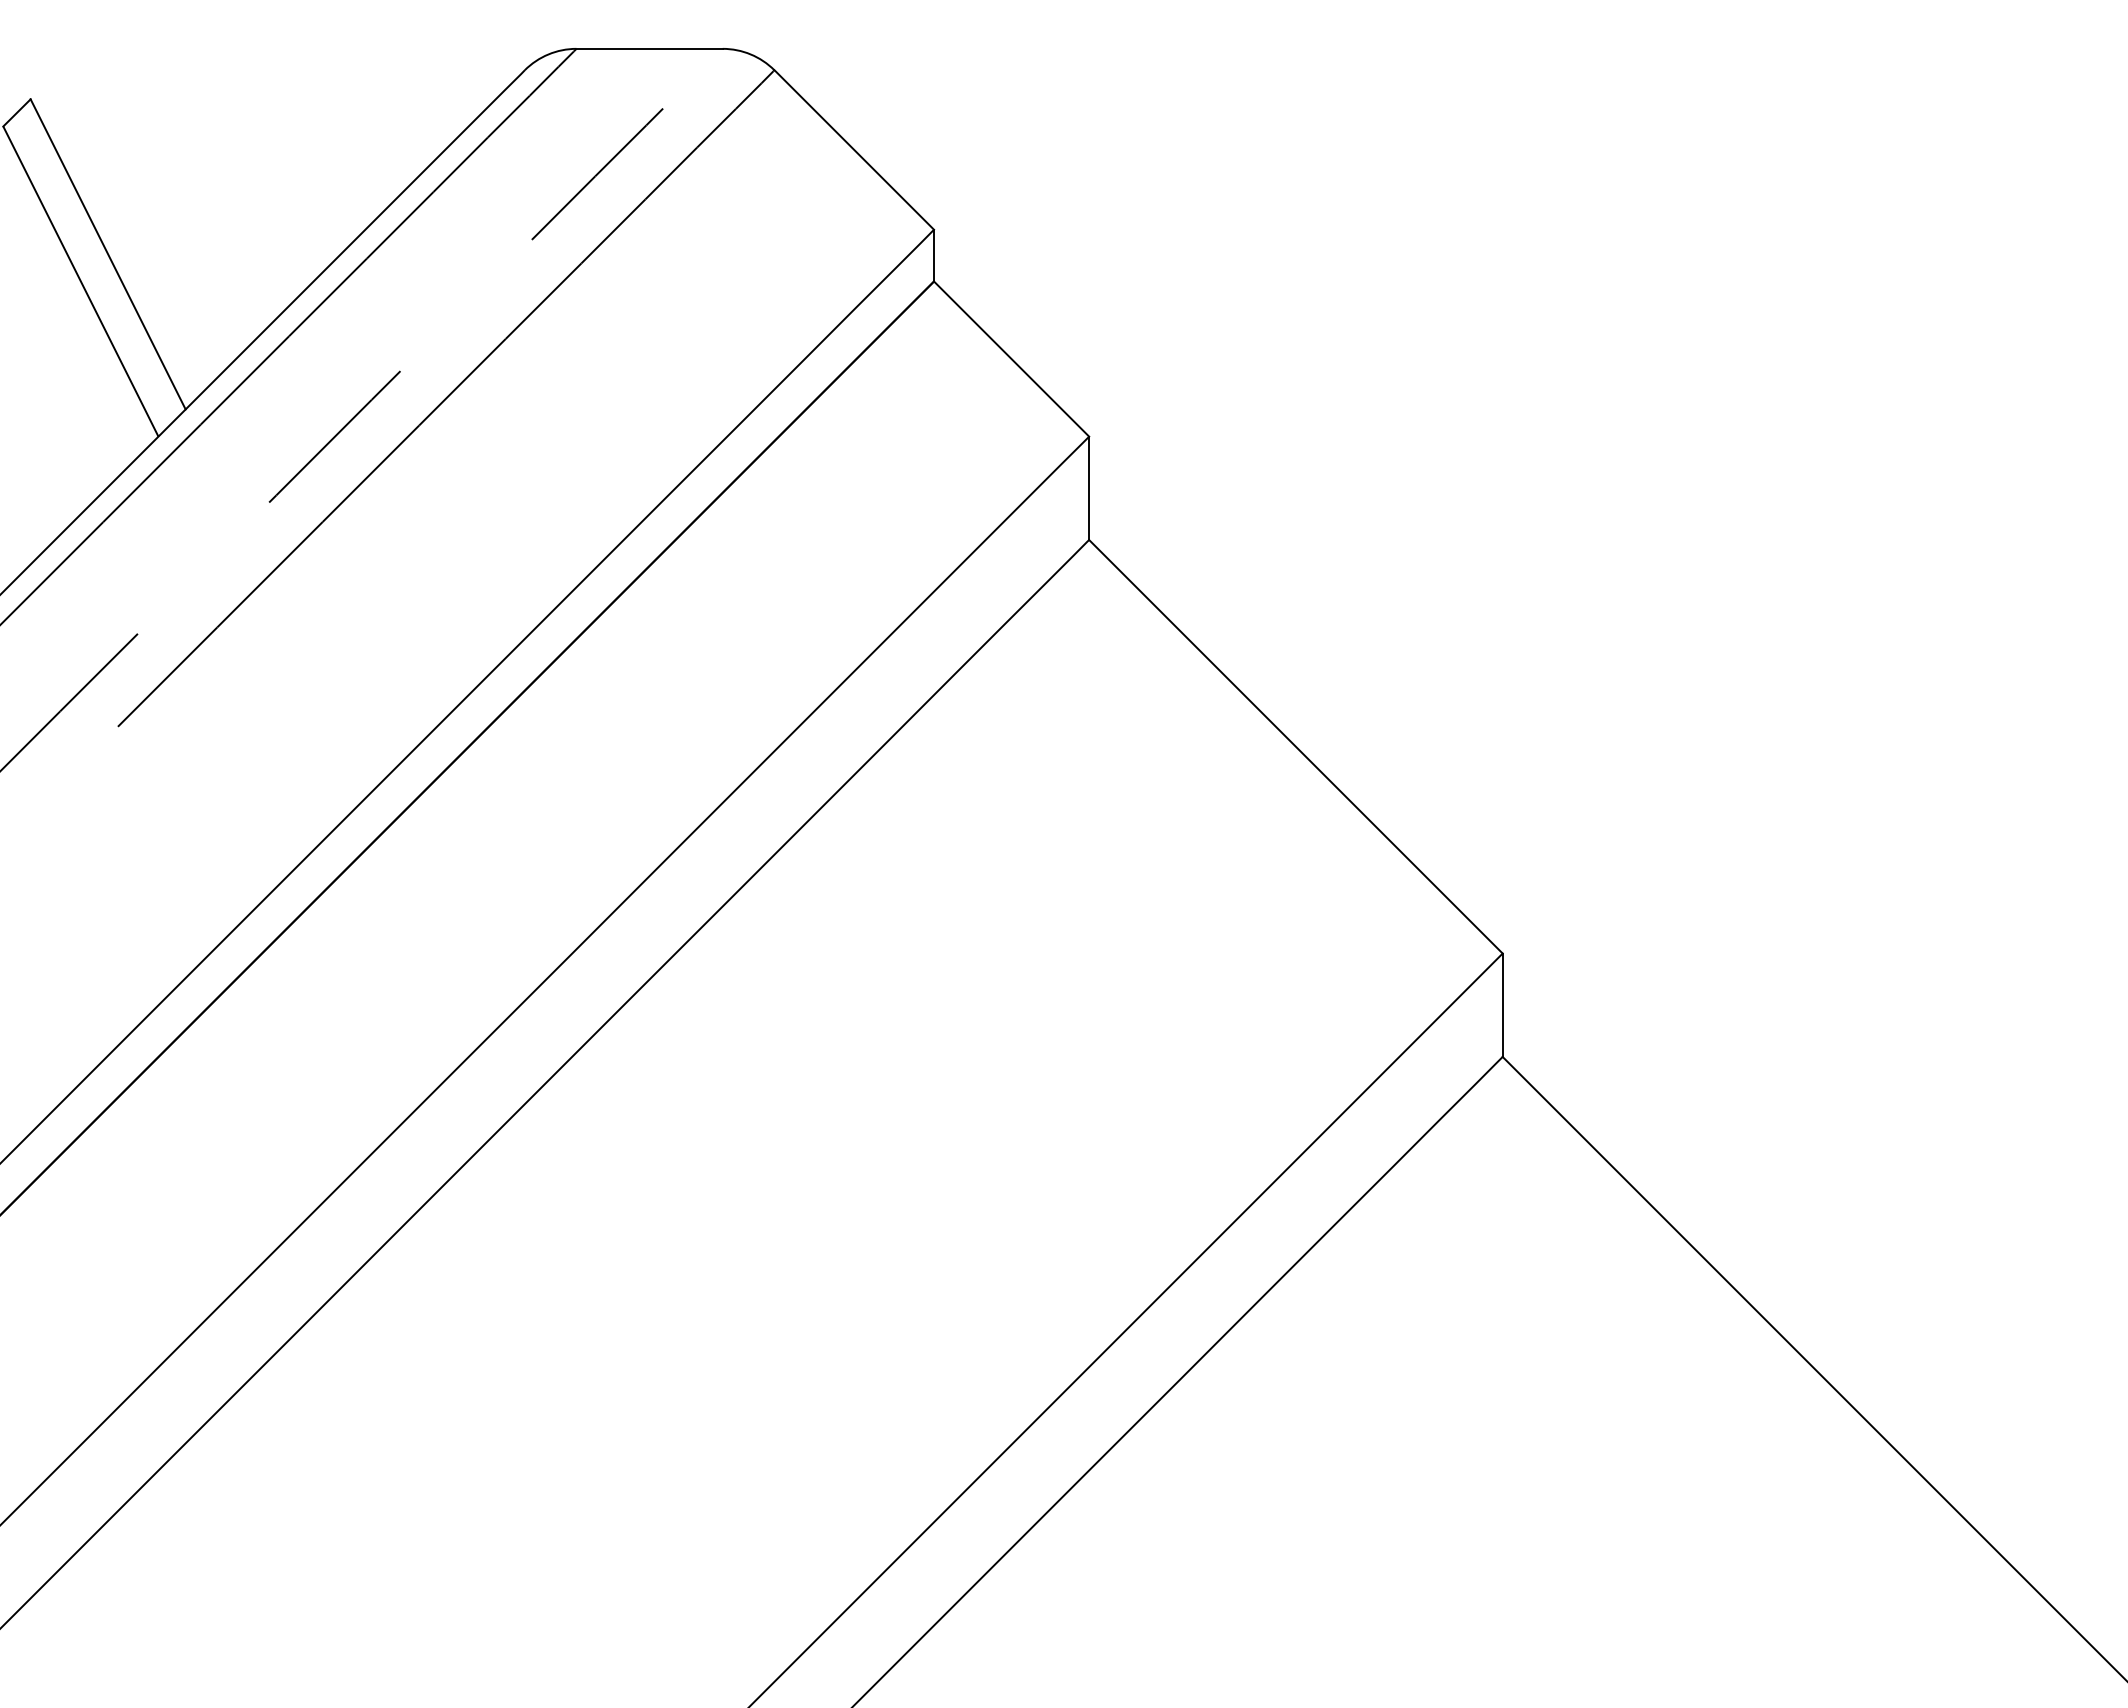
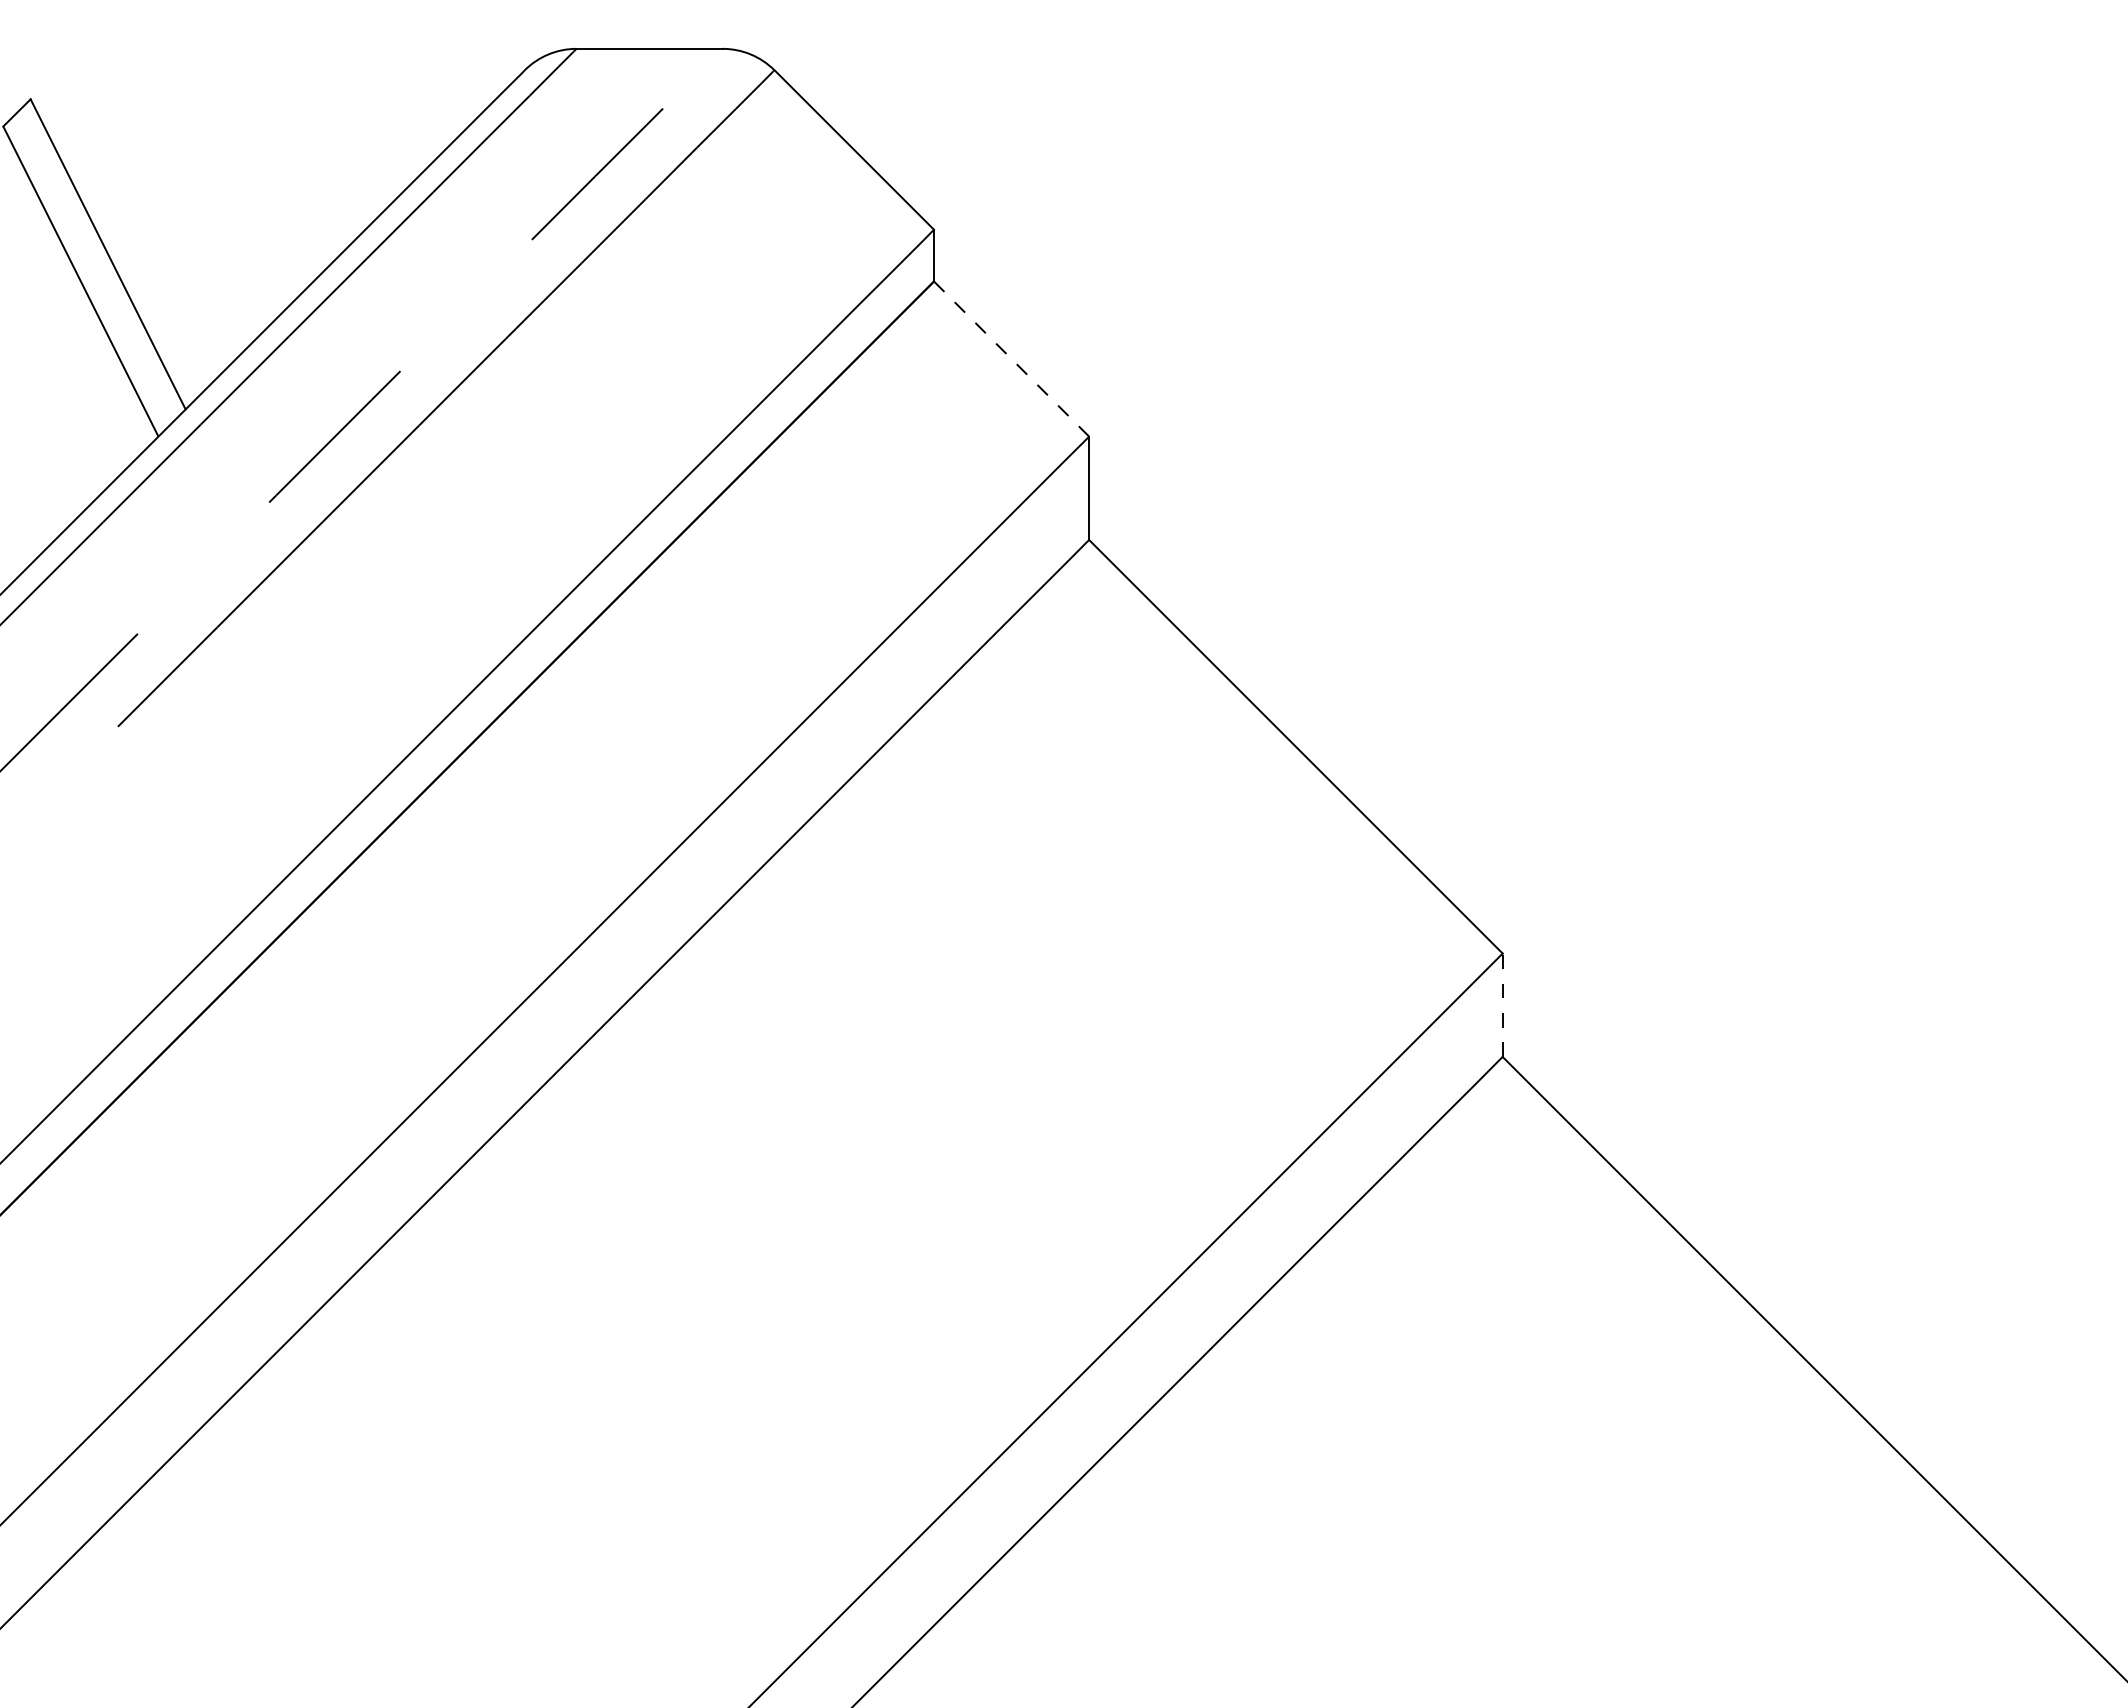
line: solid -> dashed (1011, 359)
line: solid -> dashed (1502, 1005)
